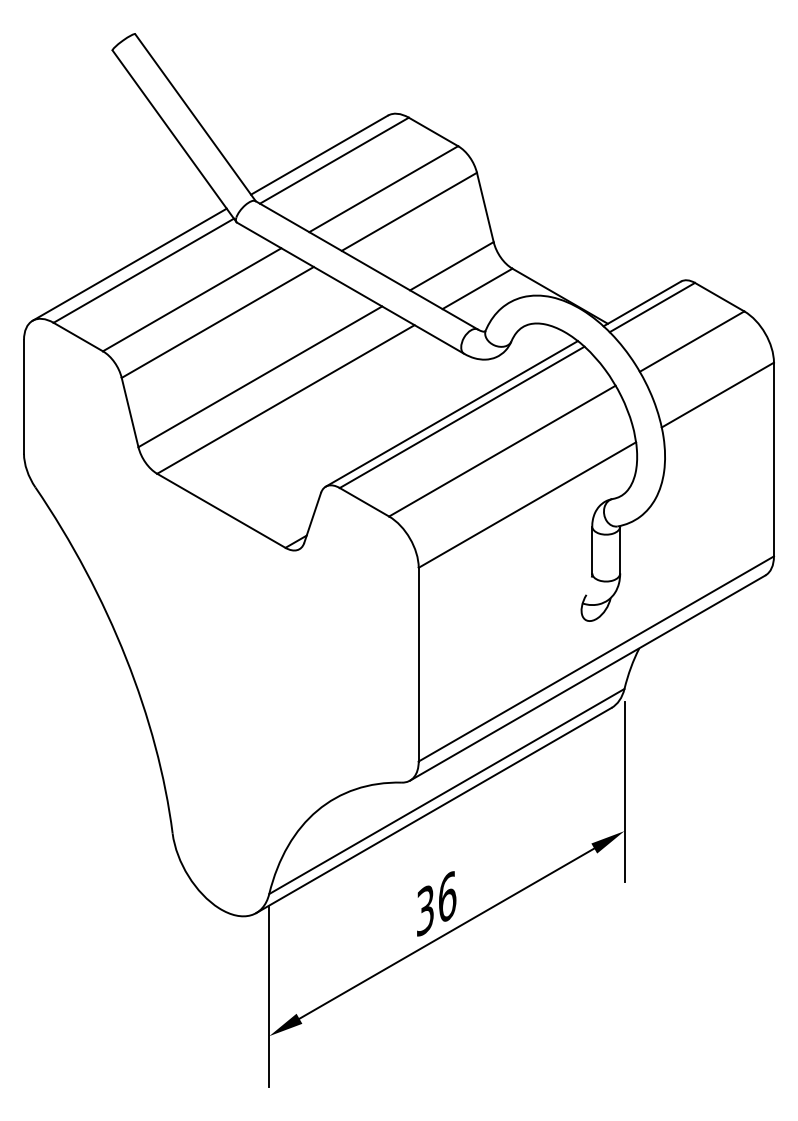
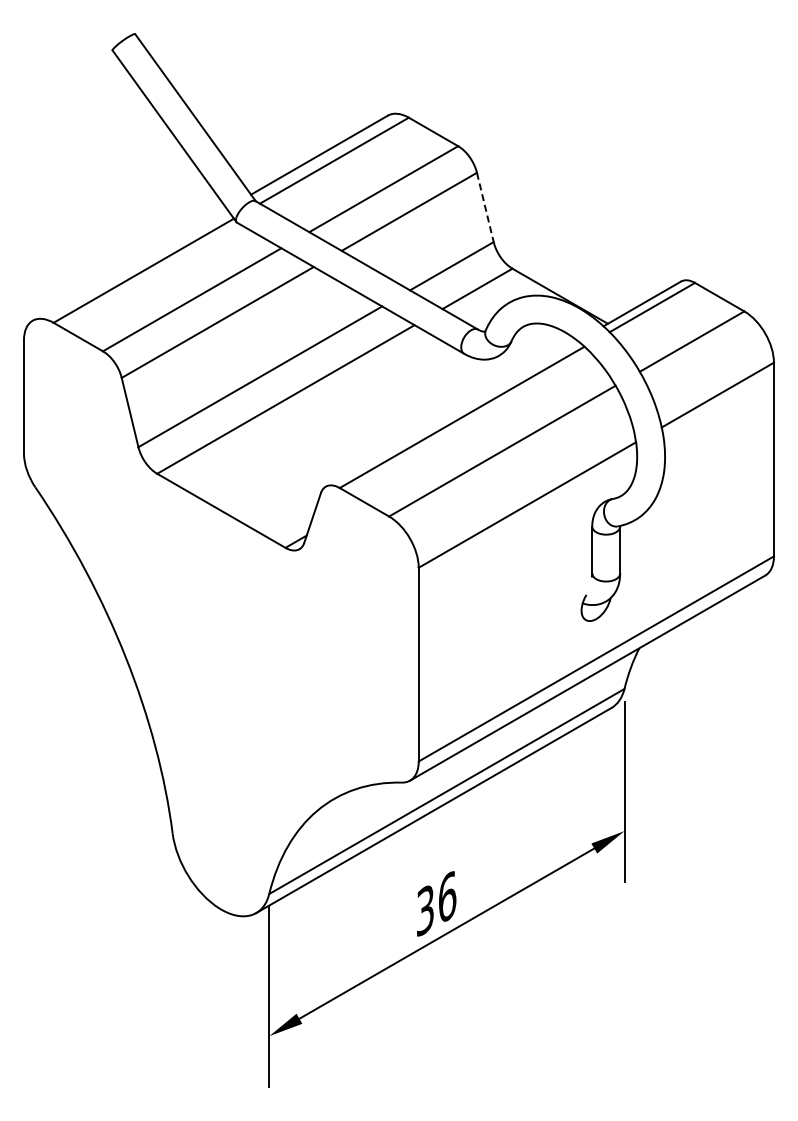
line: solid -> dashed (485, 207)
line: present -> none (129, 264)
line: present -> none (451, 413)
